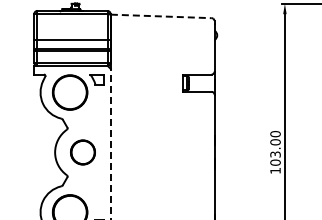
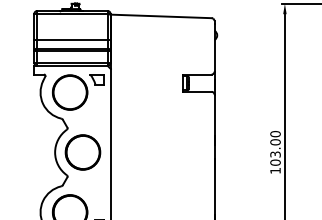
line: dashed -> solid (161, 16)
line: dashed -> solid (110, 144)
part size: 26x27 px -> 38x37 px (82, 152)
